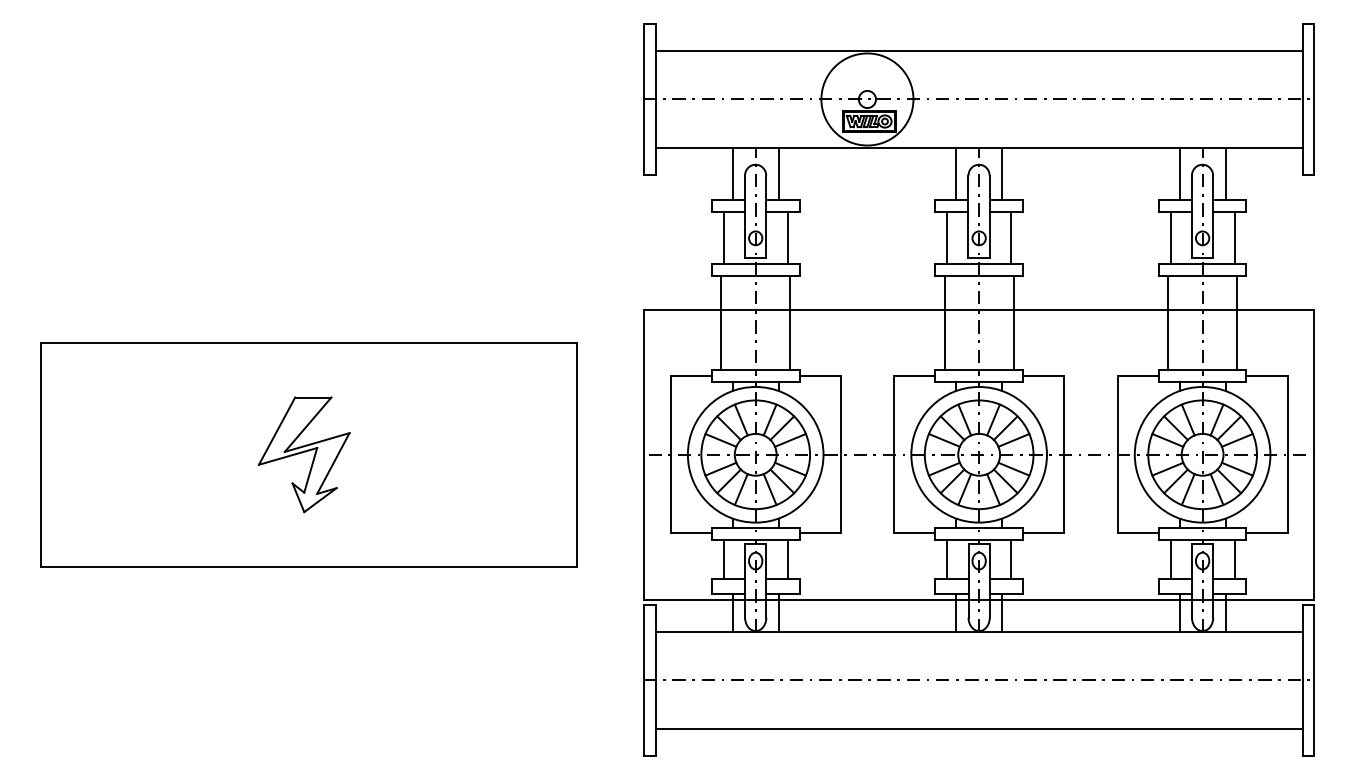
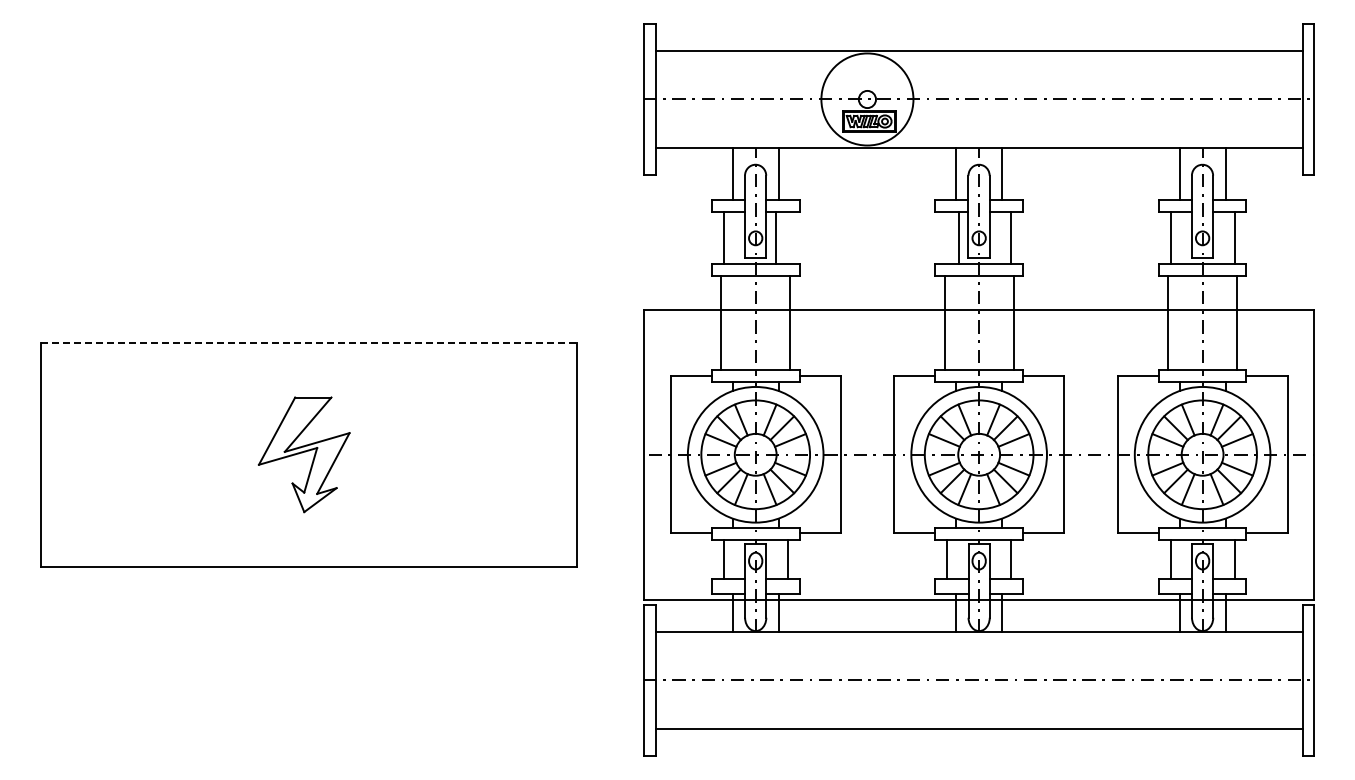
line position: (787, 238) -> (775, 238) (775, 238)
line position: (947, 238) -> (959, 238) (959, 238)
line: solid -> dashed (309, 343)
